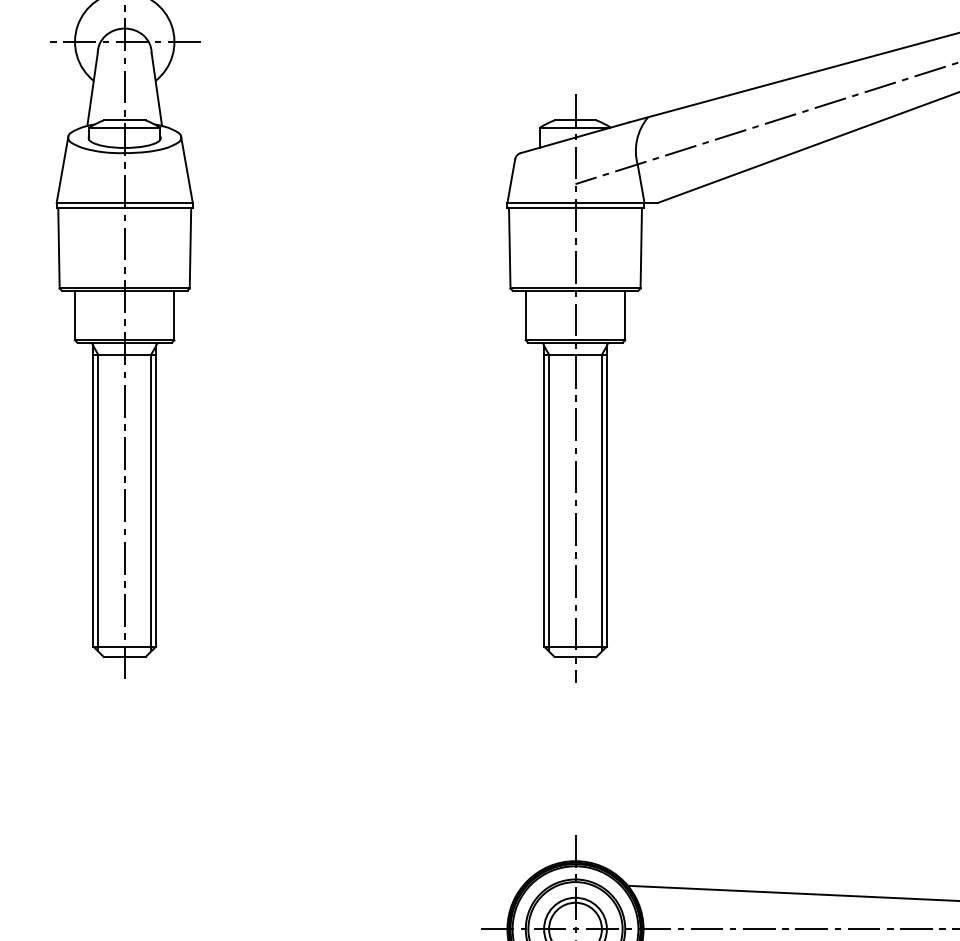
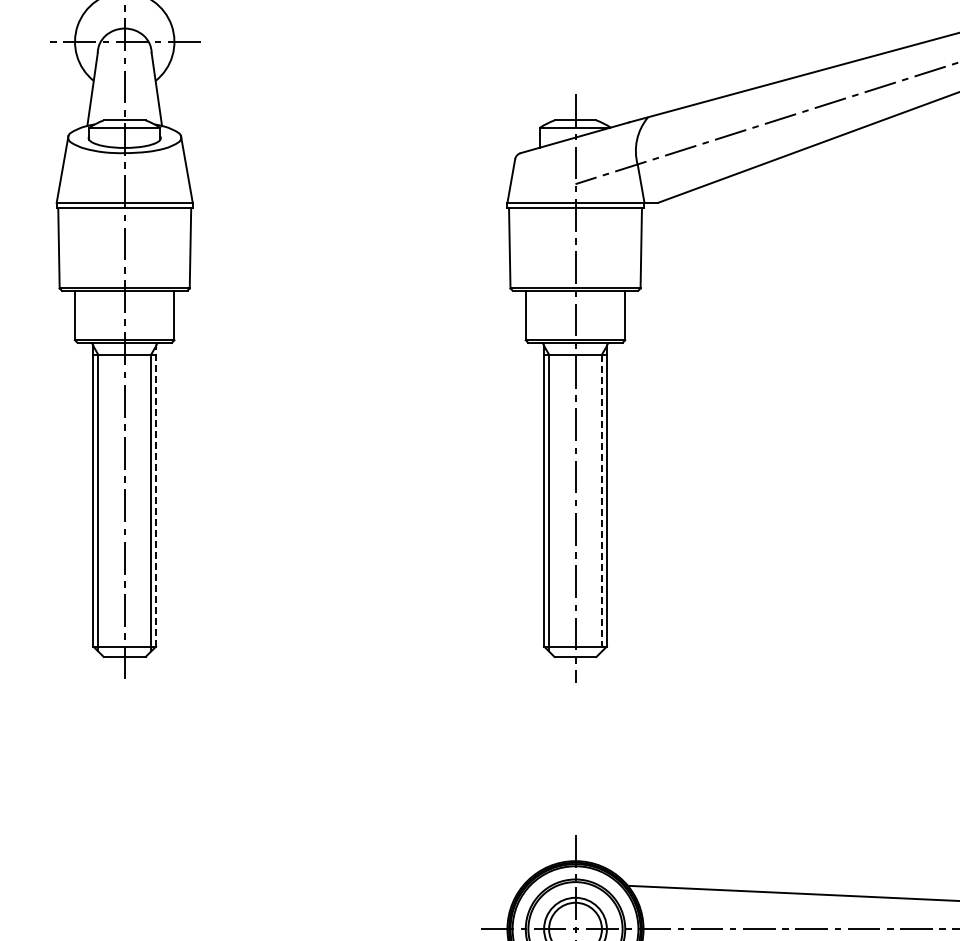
line: solid -> dashed (156, 495)
line: solid -> dashed (601, 503)
